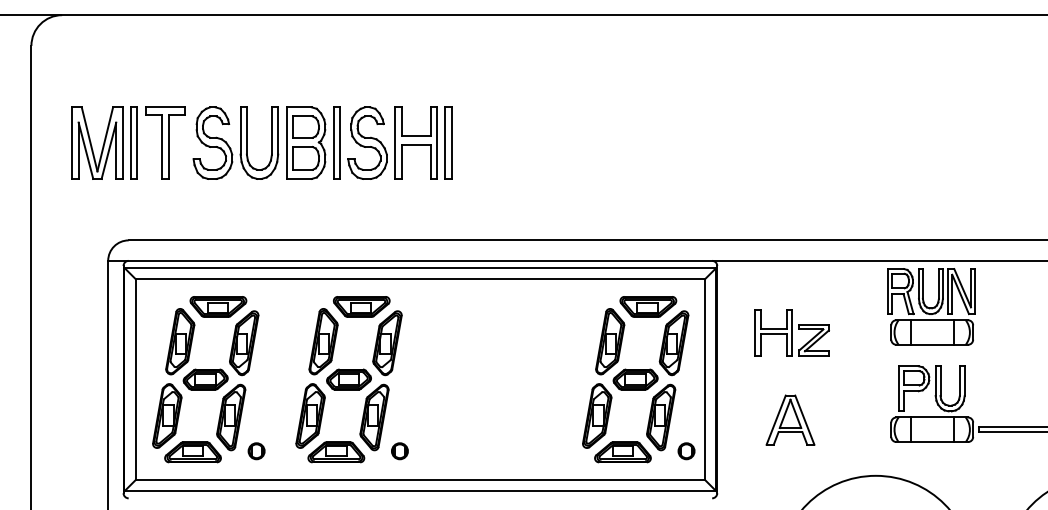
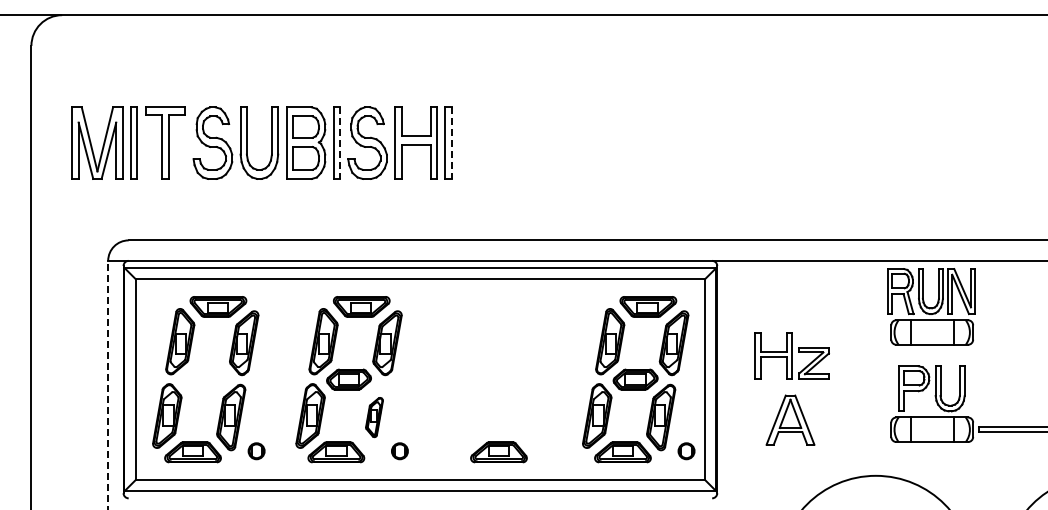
line: solid -> dashed (339, 143)
line: solid -> dashed (451, 143)
part position: (791, 332) -> (791, 355) (791, 355)
part: present -> none (205, 379)
line: solid -> dashed (108, 384)
part size: 31x69 px -> 19x42 px (374, 417)
part: none -> present (498, 452)
